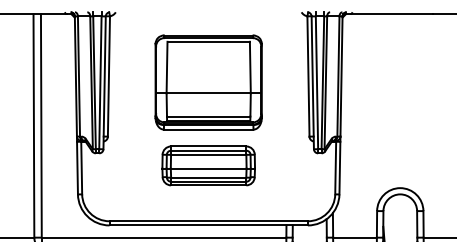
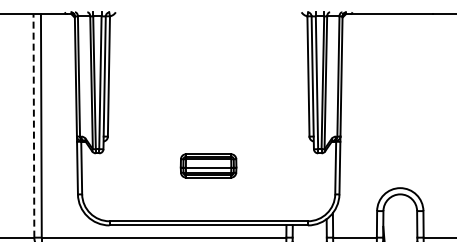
part: present -> none (208, 82)
line: solid -> dashed (33, 126)
part size: 95x42 px -> 59x26 px (208, 165)
